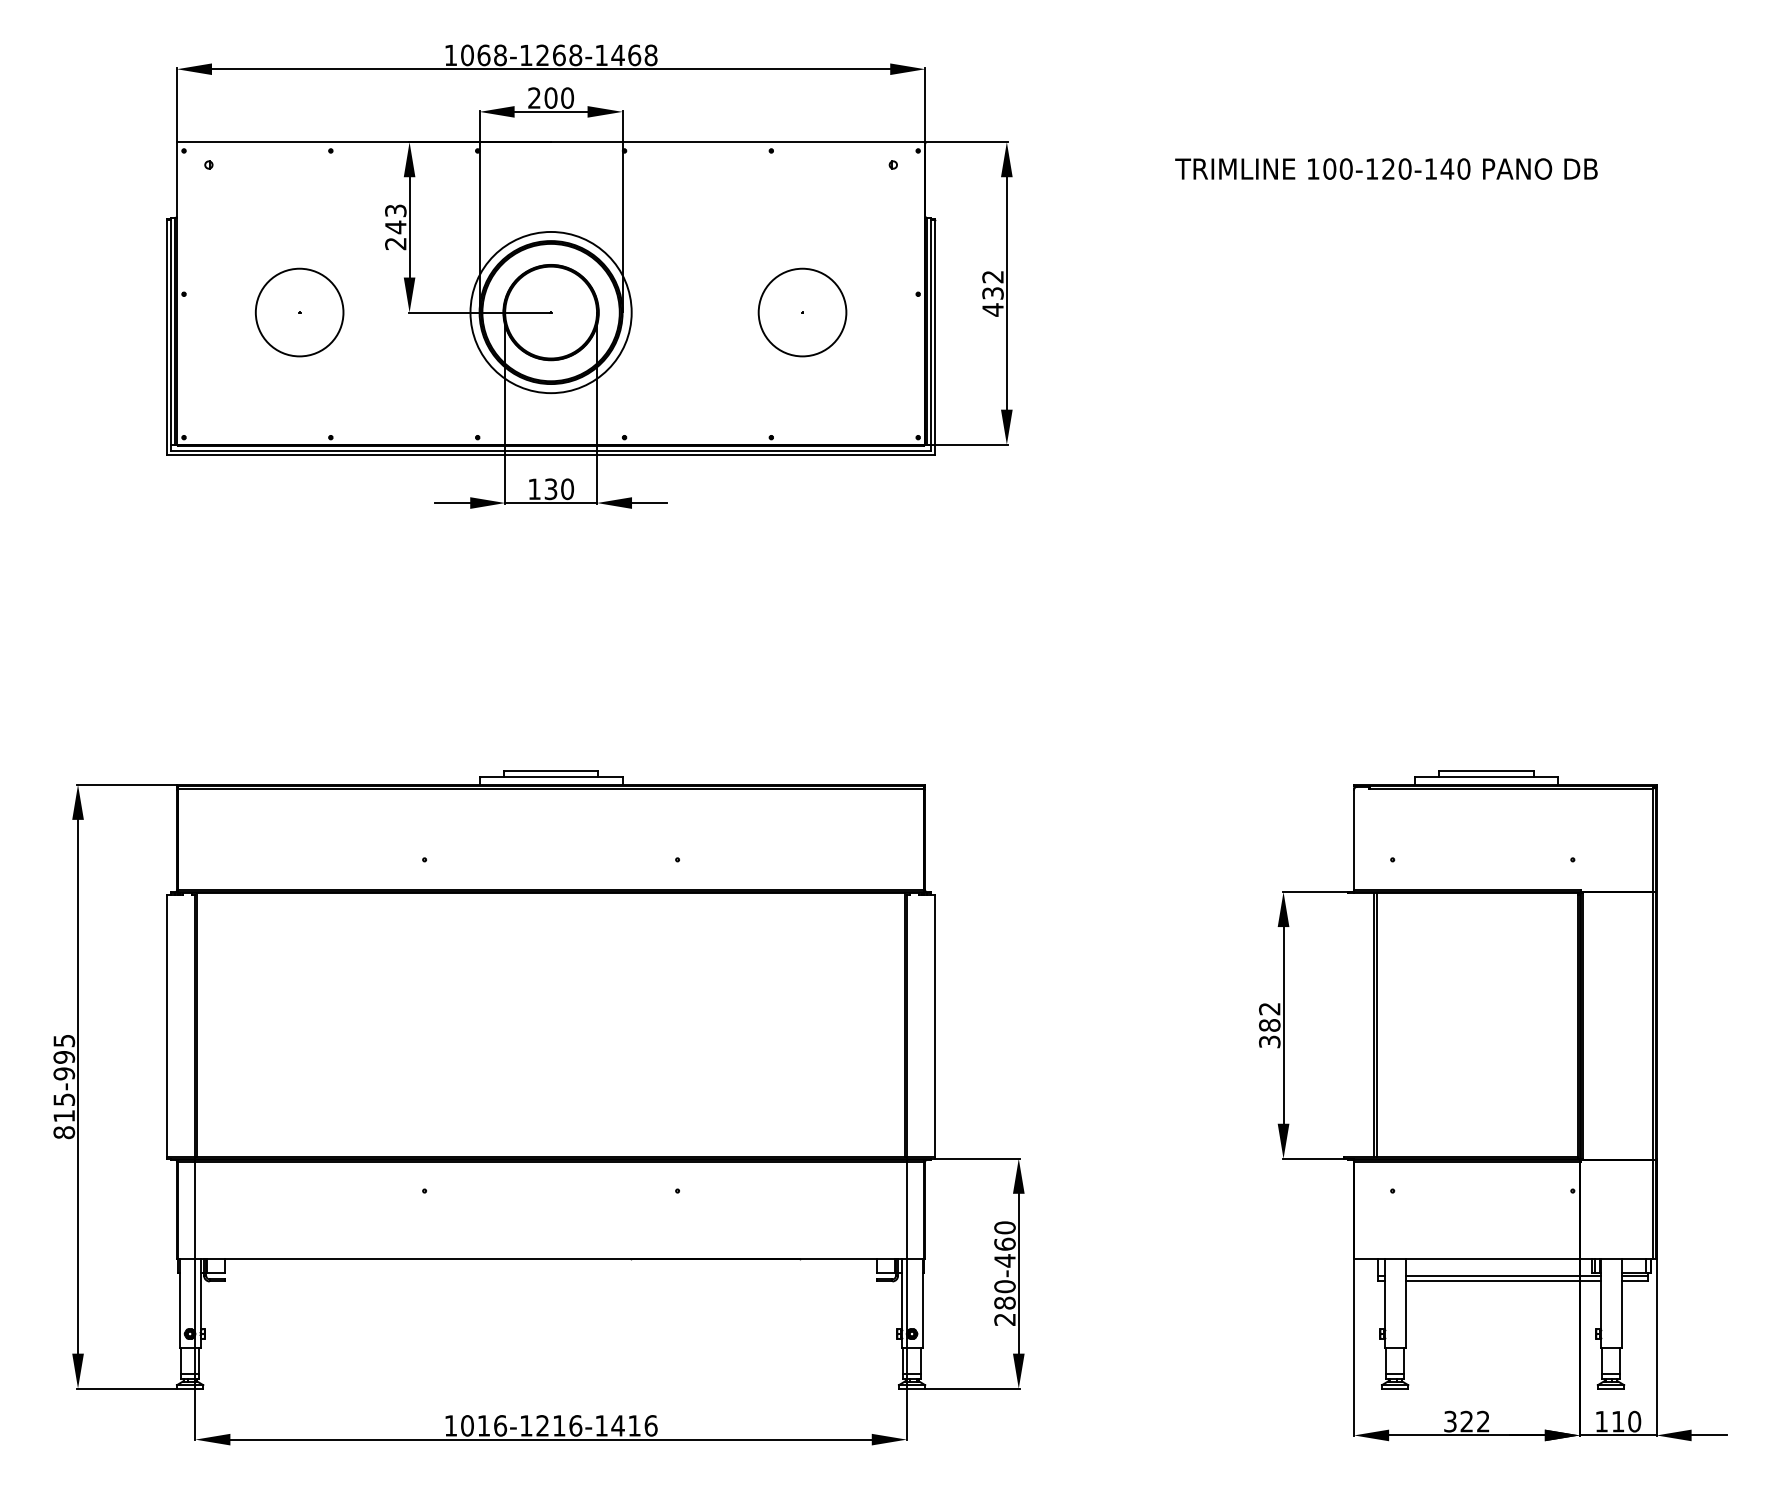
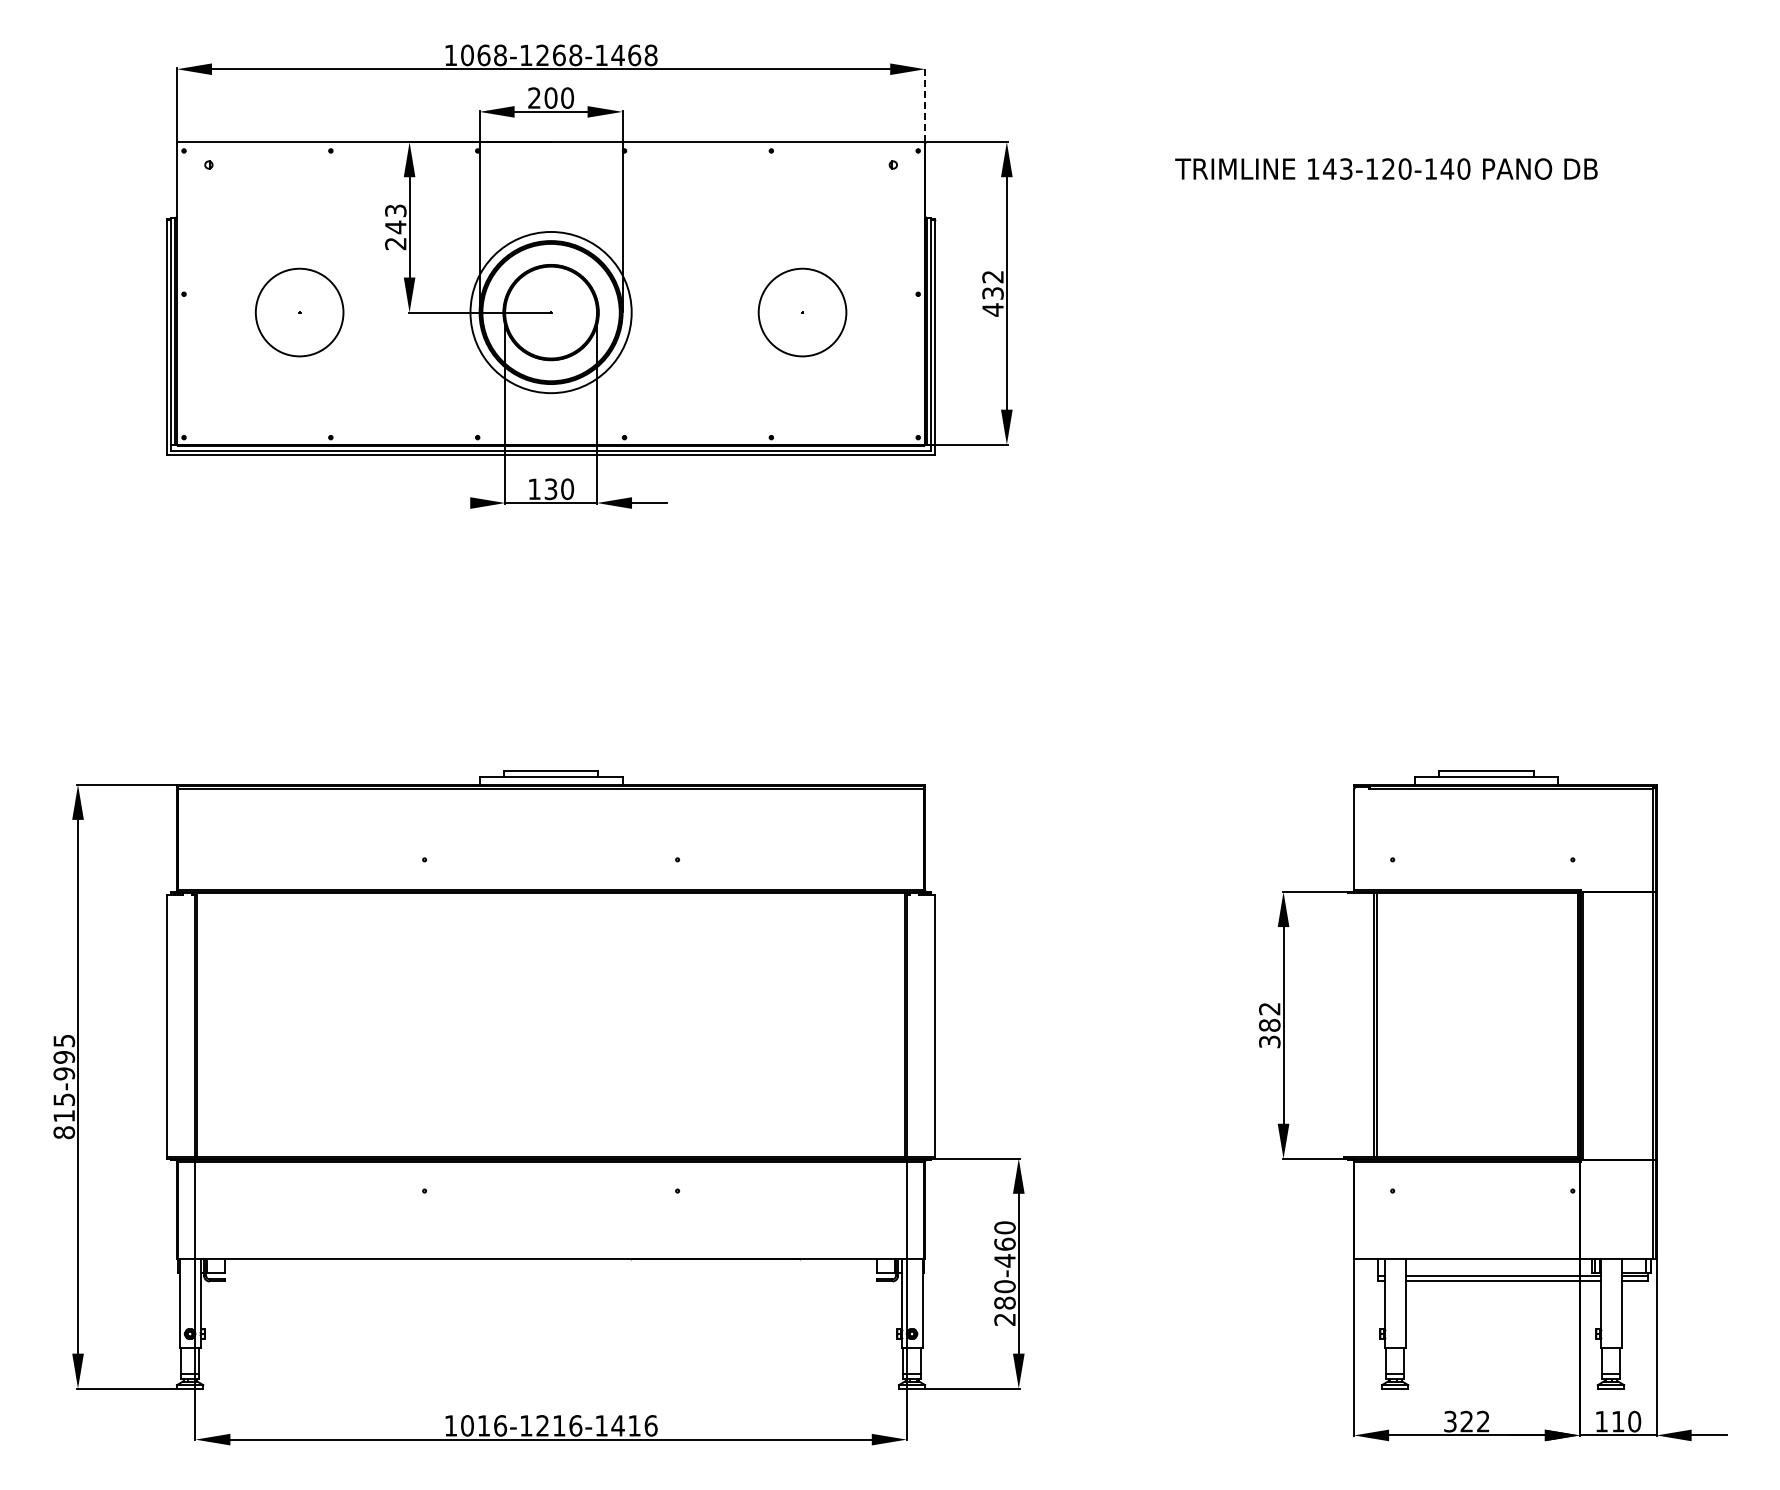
line: solid -> dashed (925, 105)
text: 100-120-140 -> 143-120-140 (1337, 168)
line: present -> none (452, 503)
